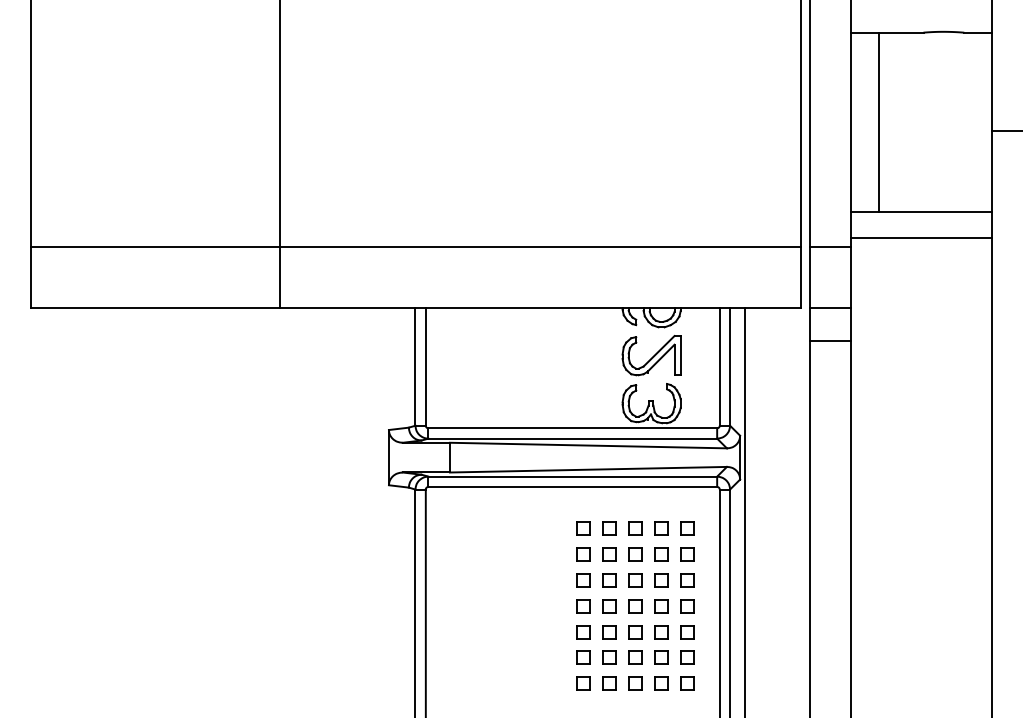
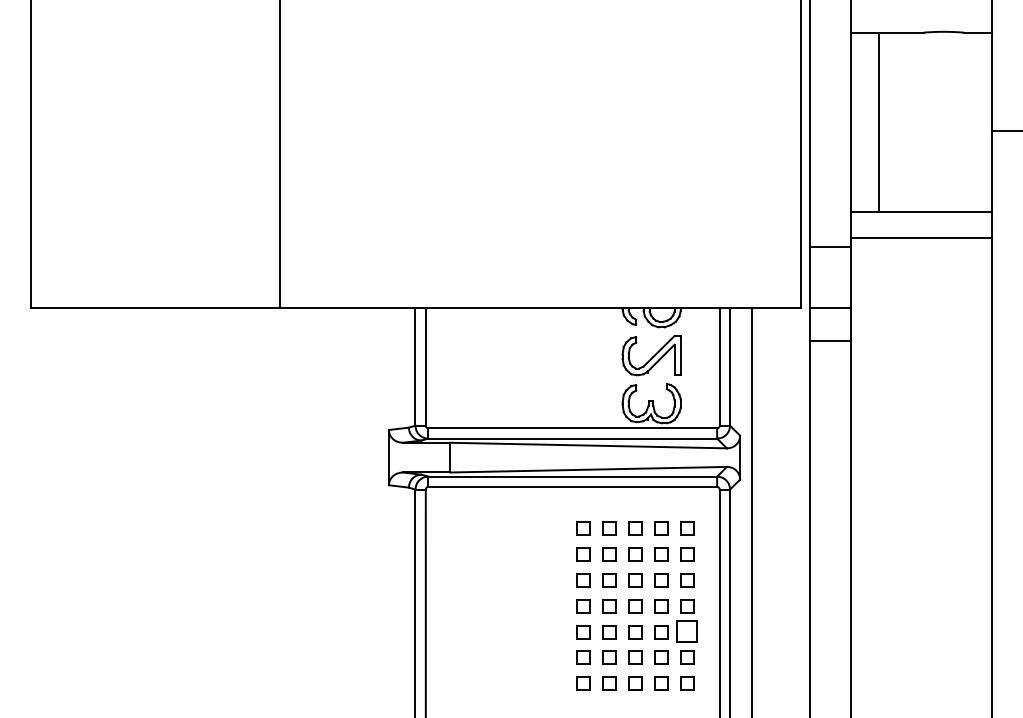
line: present -> none (415, 246)
line position: (745, 511) -> (752, 511) (752, 511)
part size: 15x15 px -> 22x23 px (686, 631)
